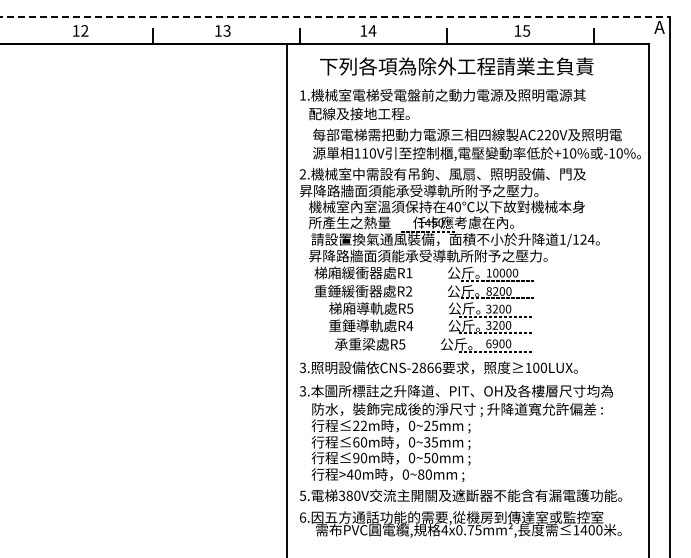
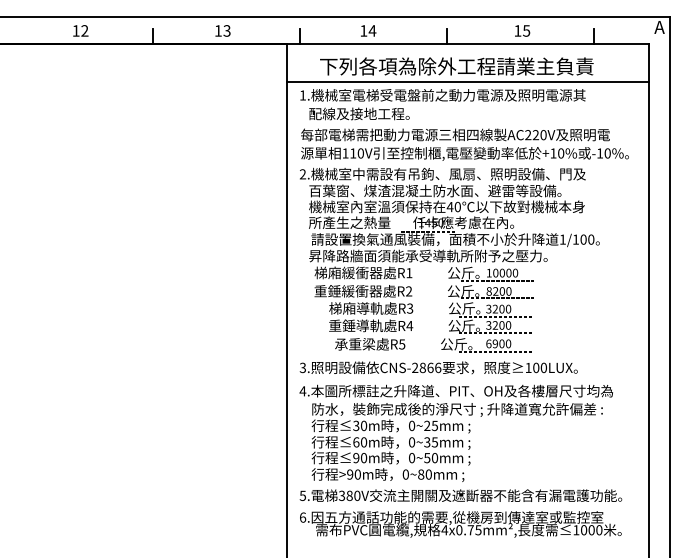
line: dashed -> solid (335, 16)
line: none -> present (467, 81)
text position: (476, 144) -> (464, 144) (464, 144)
text: 昇降路牆面須能承受導軌所附予之壓力。 -> 百葉窗、煤渣混凝土防水面、避雷等設備。 (430, 190)
text: 1/124 -> 1/100 (587, 239)
text: R5 -> R3 (410, 307)
text: 3. -> 4. (302, 391)
text: 22m -> 30m (360, 426)
text: >40m -> >90m (349, 474)
text: 1400 -> 1000 (583, 530)
